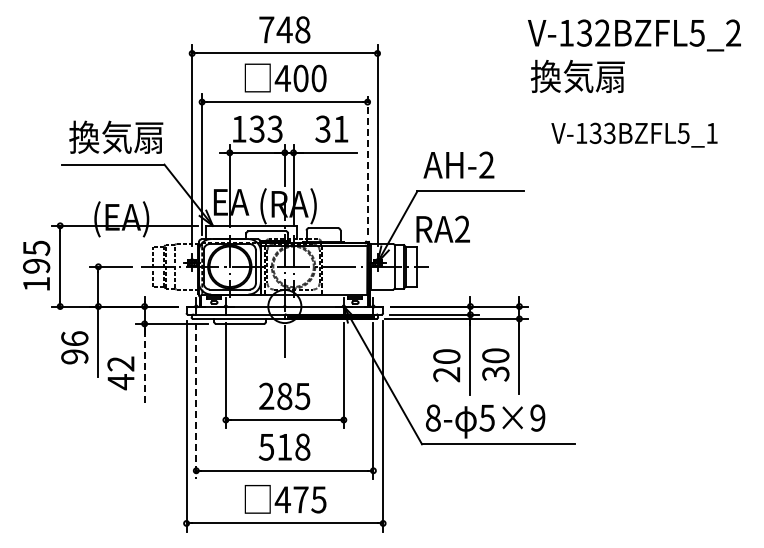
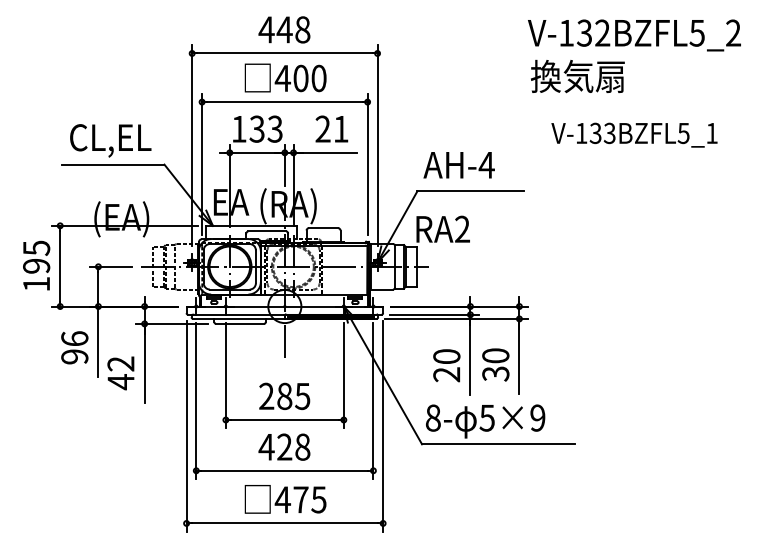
text: 748 -> 448 (266, 29)
text: 31 -> 21 (322, 129)
text: 換気扇 -> CL,EL (116, 138)
line: dashed -> solid (367, 163)
text: AH-2 -> AH-4 (486, 164)
line: dashed -> solid (144, 362)
line: dashed -> solid (196, 401)
text: 518 -> 428 (275, 446)
